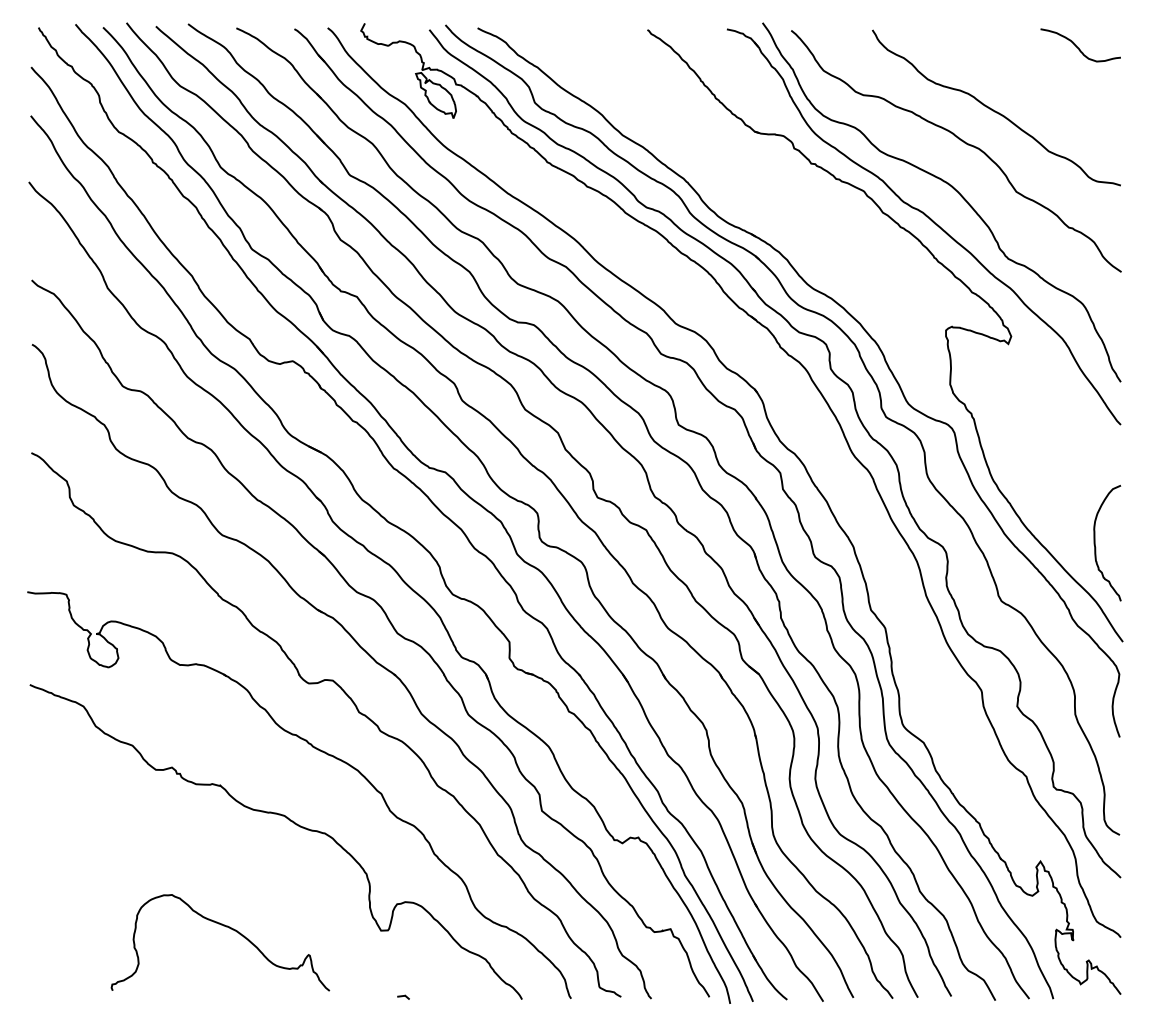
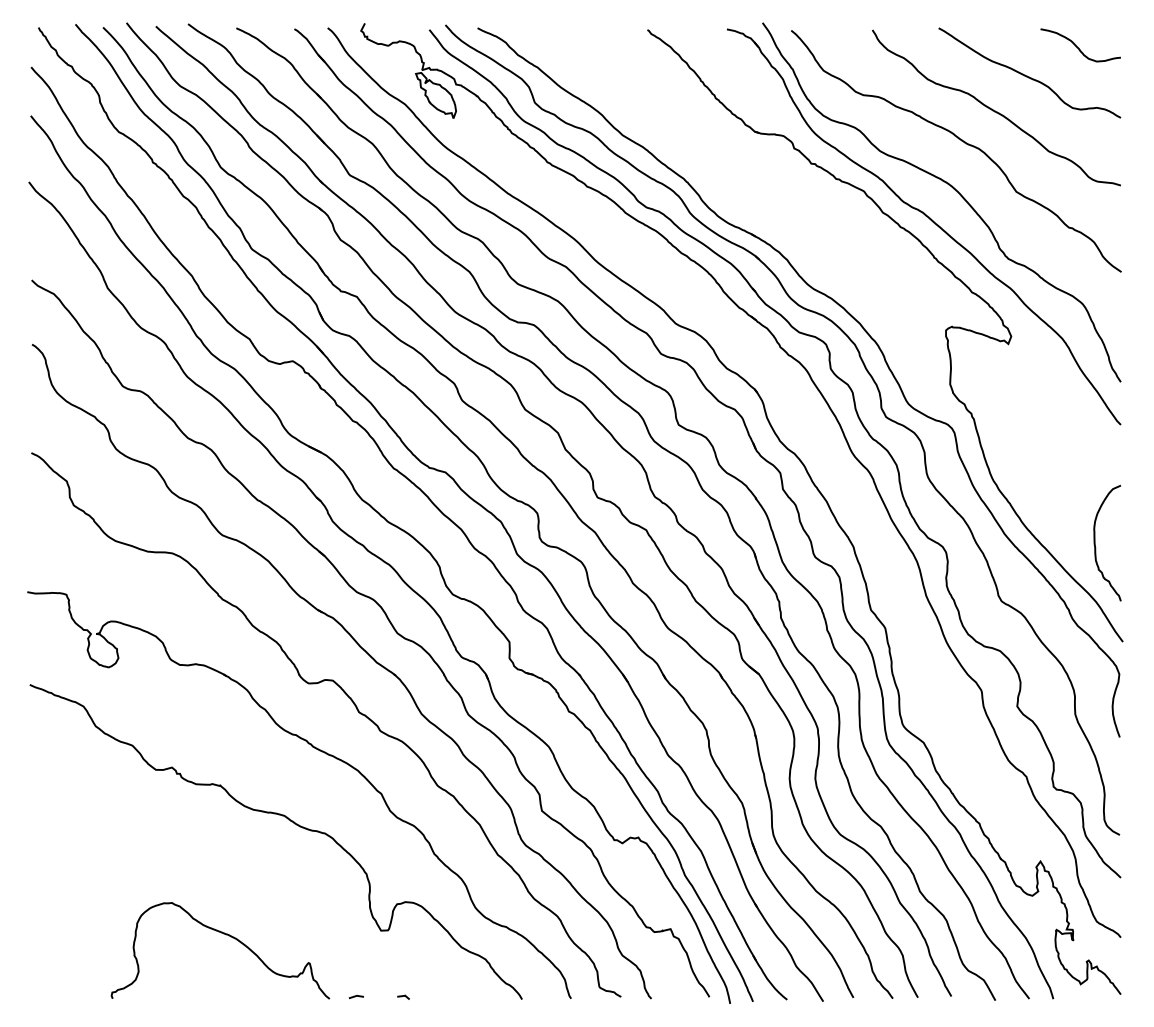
curve: none -> present (1027, 75)
curve position: (226, 927) -> (226, 935) (226, 935)
line: none -> present (355, 997)
